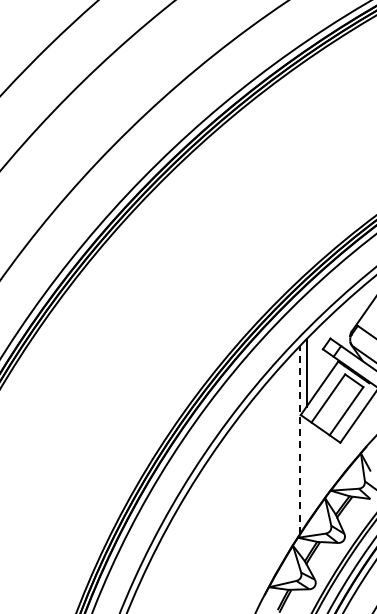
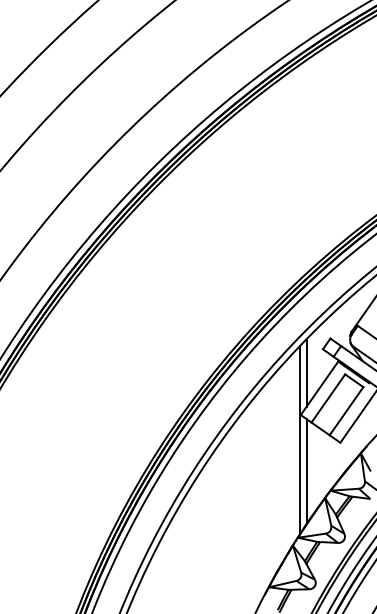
line: dashed -> solid (300, 439)
line: none -> present (306, 471)
